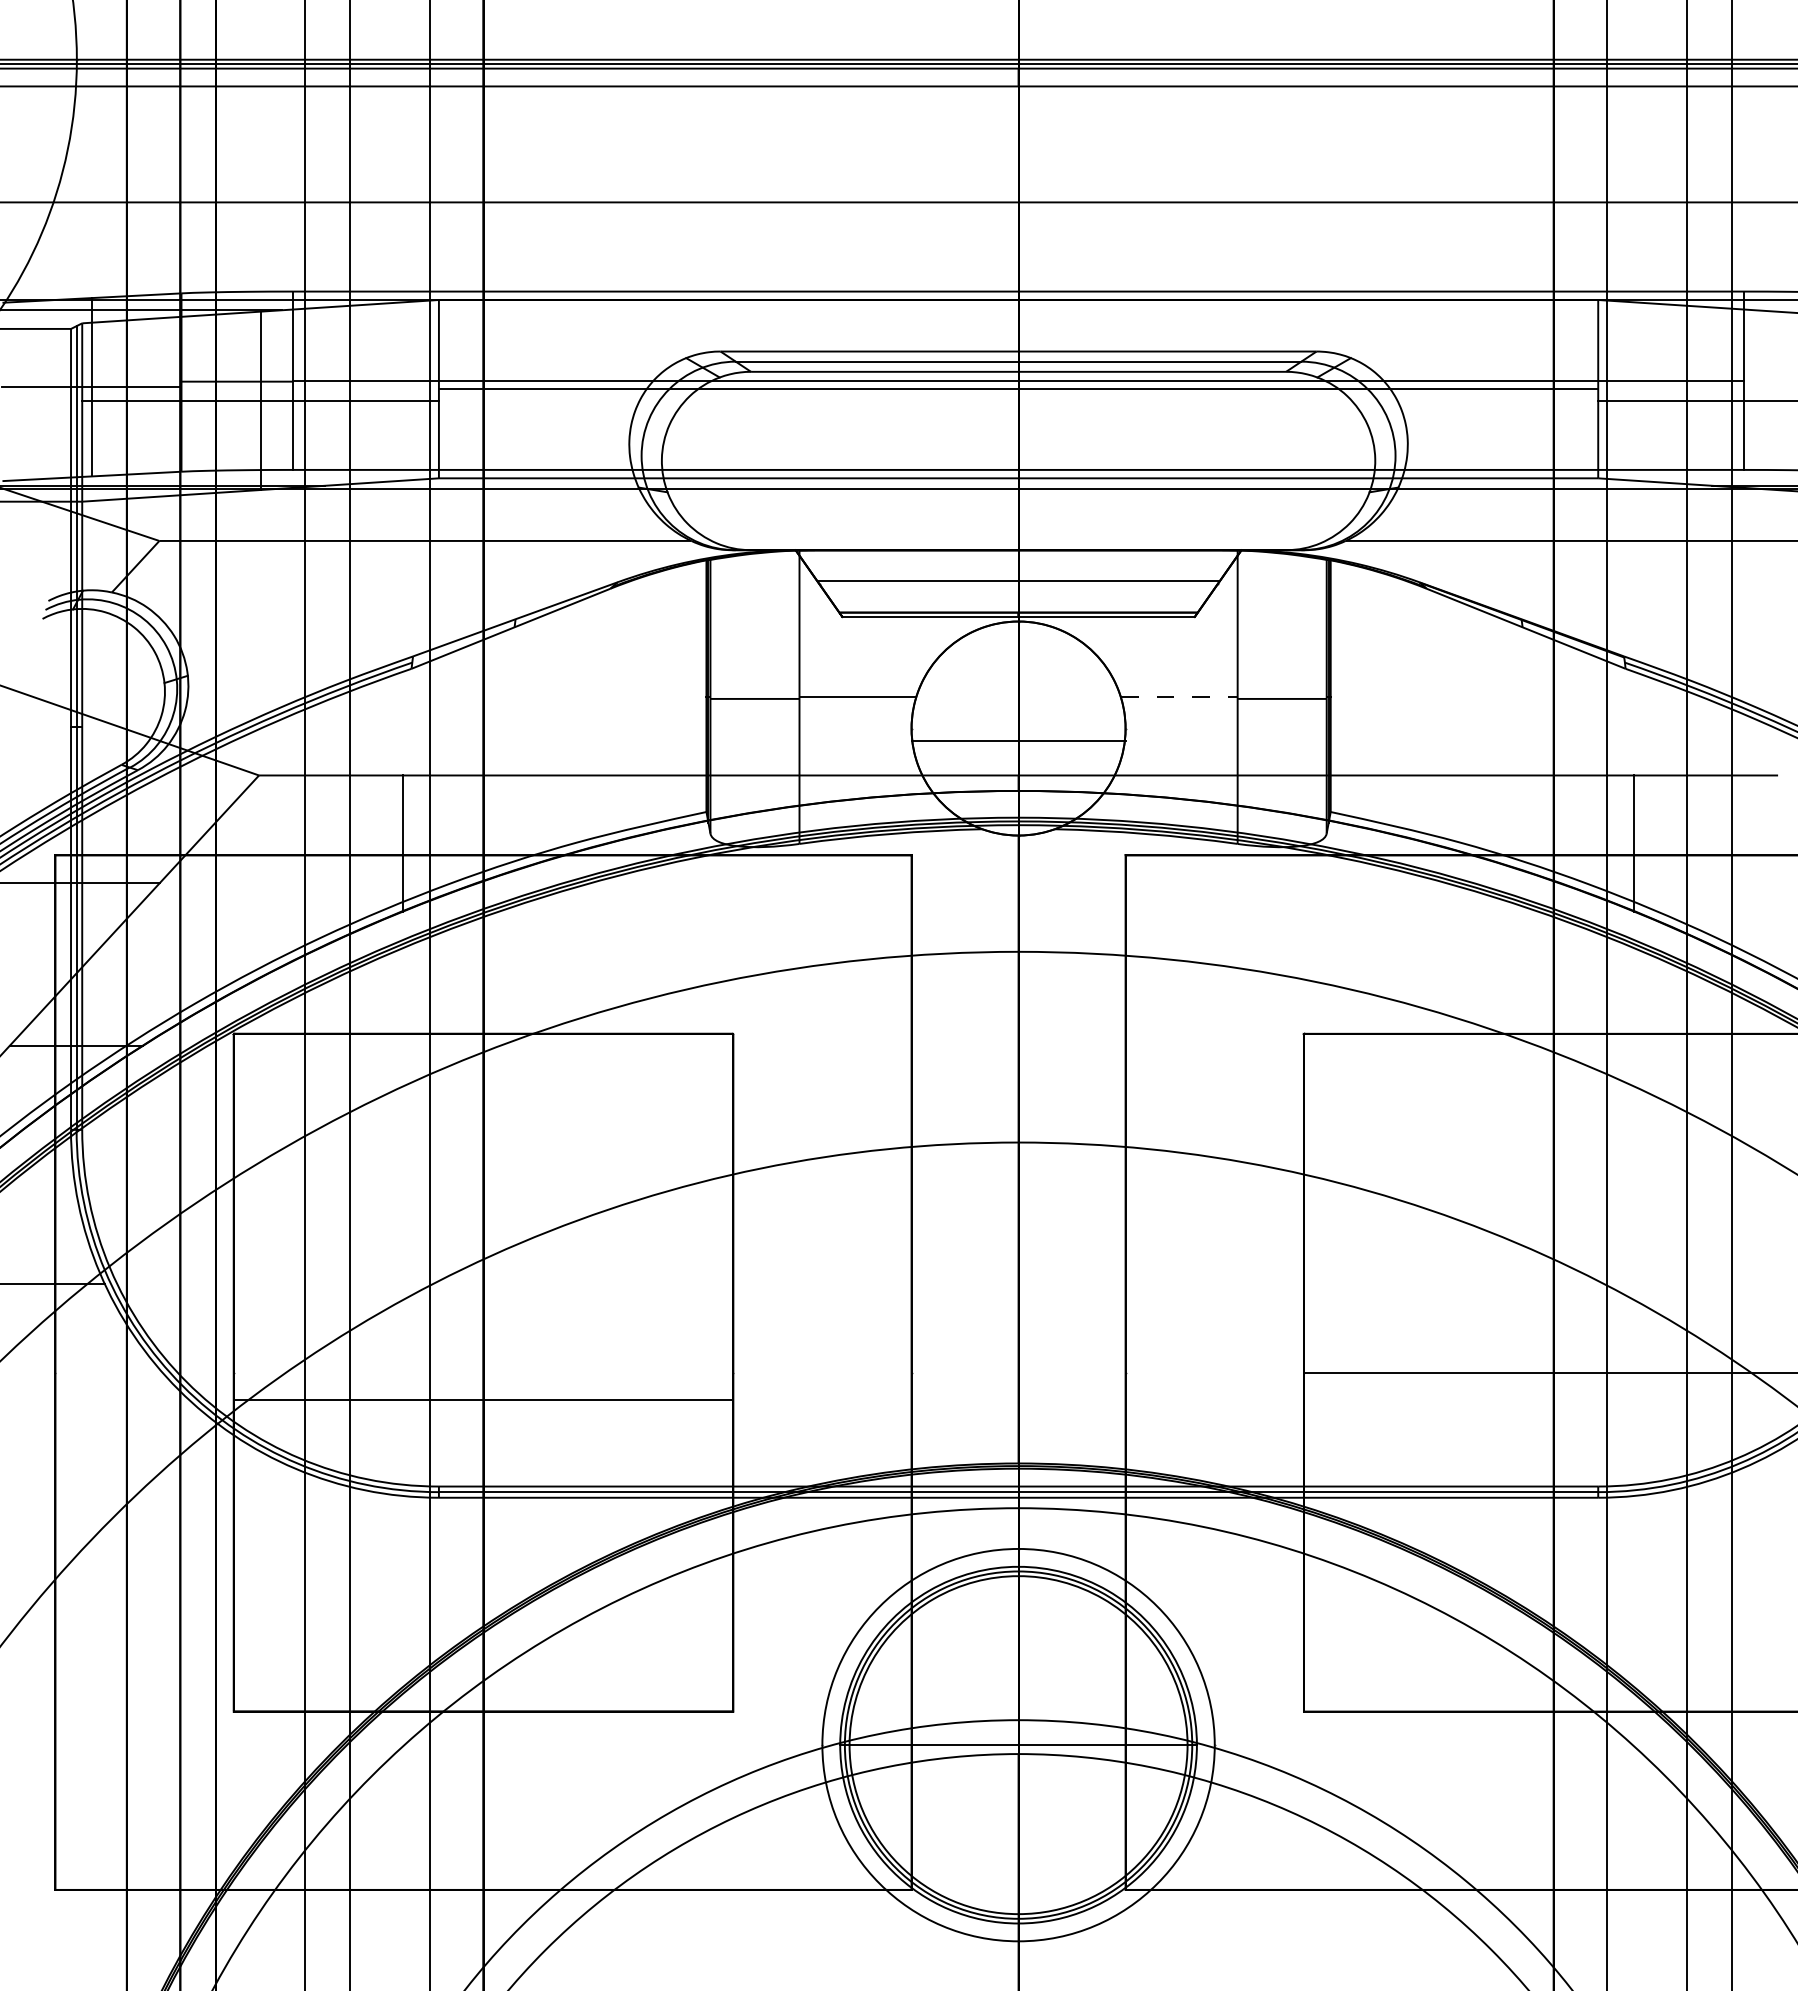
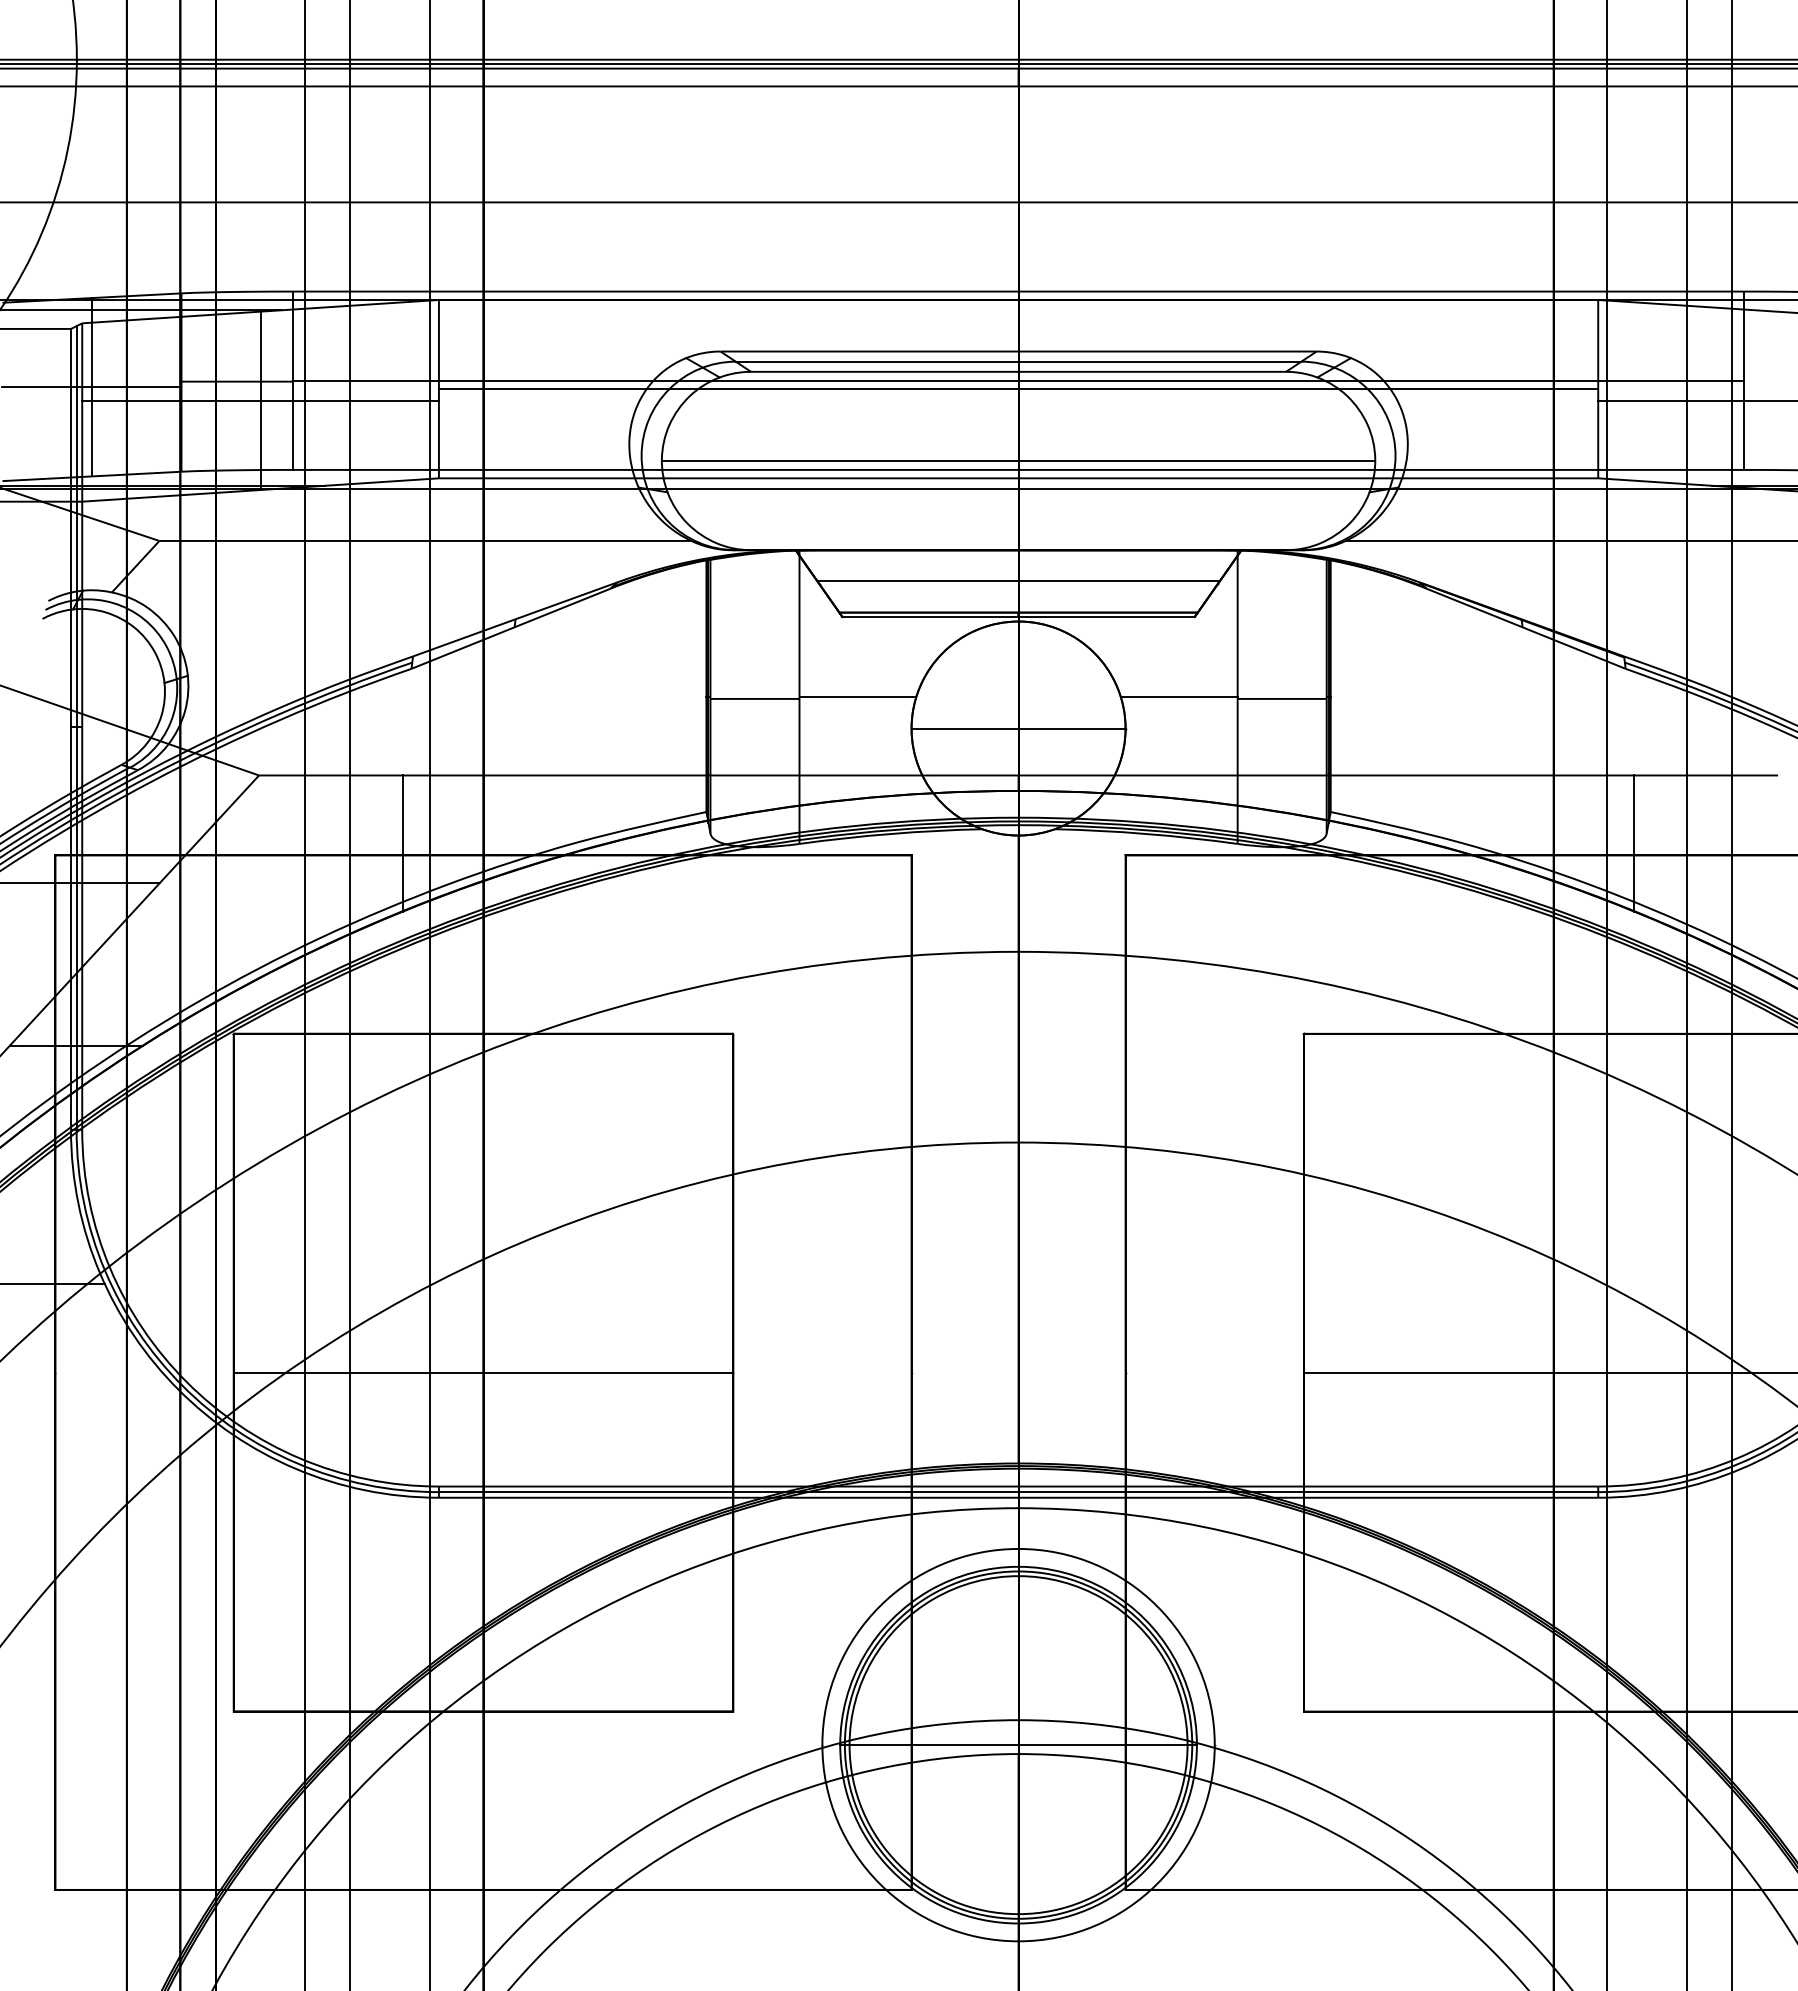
line: none -> present (1018, 461)
line: dashed -> solid (1179, 697)
line position: (1018, 740) -> (1018, 728) (1018, 728)
line position: (483, 1399) -> (483, 1372) (483, 1372)
